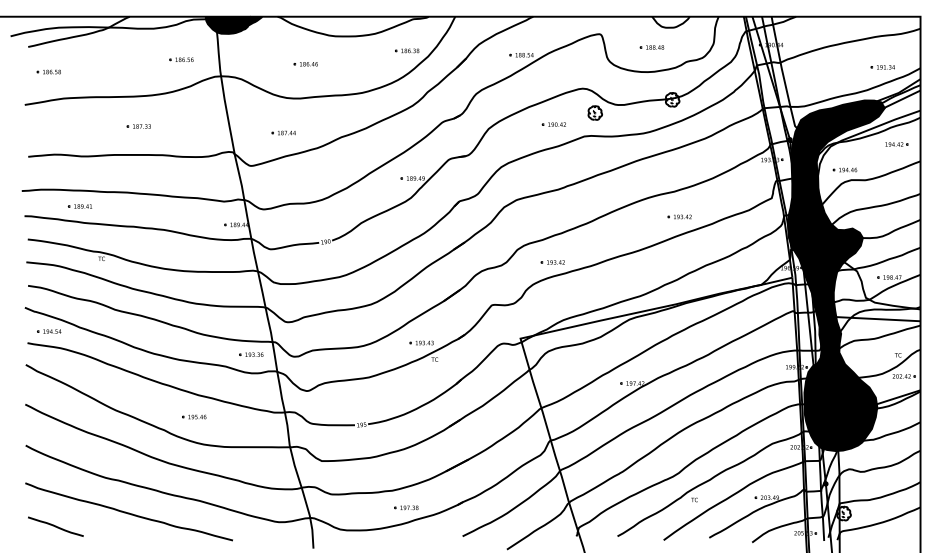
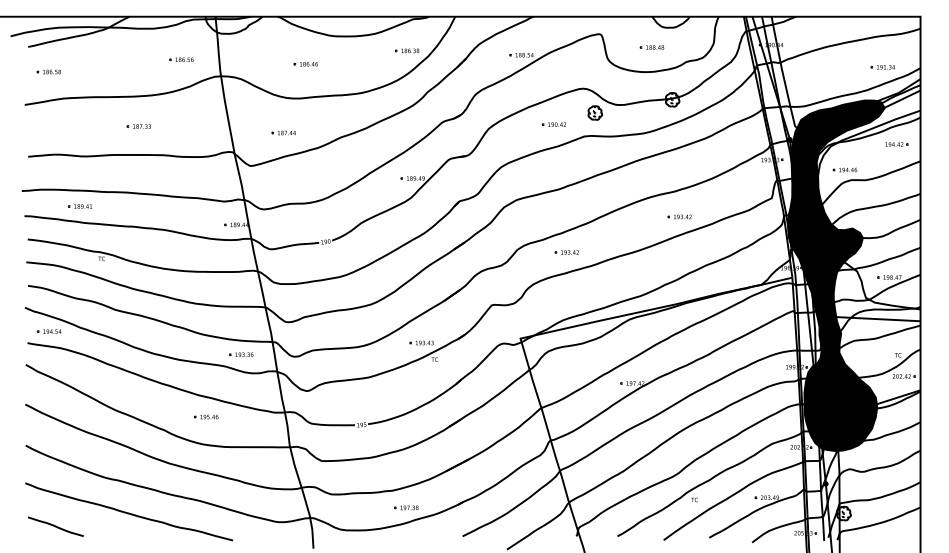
fill: present -> none (233, 24)
part position: (552, 262) -> (566, 252) (566, 252)
part position: (251, 354) -> (241, 354) (241, 354)
part position: (194, 416) -> (206, 416) (206, 416)
